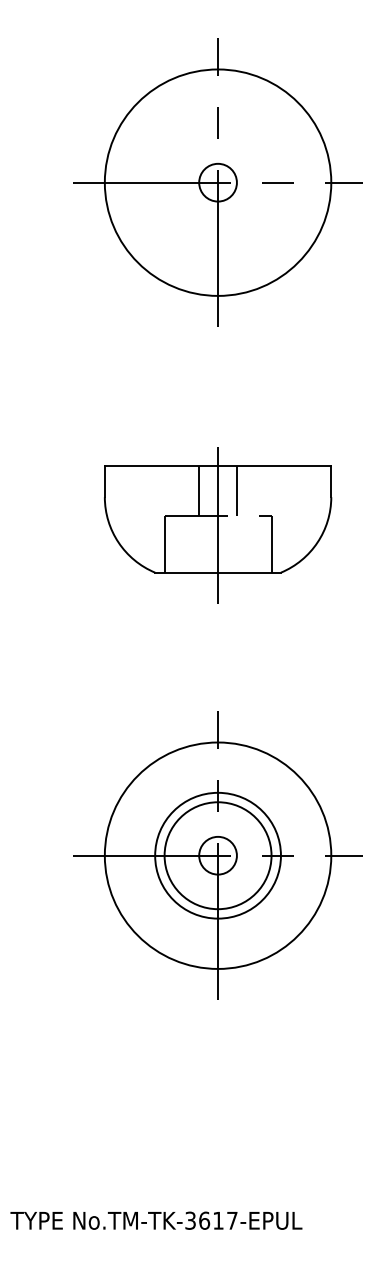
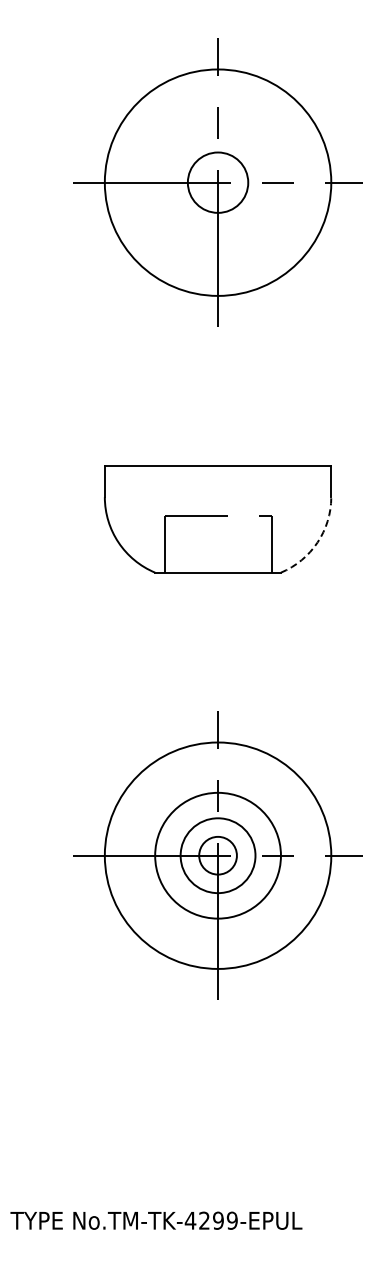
circle diameter: 38 px -> 60 px (217, 182)
line: present -> none (199, 490)
line: present -> none (236, 490)
line: present -> none (218, 519)
arc: solid -> dashed (317, 542)
circle diameter: 107 px -> 75 px (217, 855)
text: No.TM-TK-3617-EPUL -> No.TM-TK-4299-EPUL (210, 1220)
